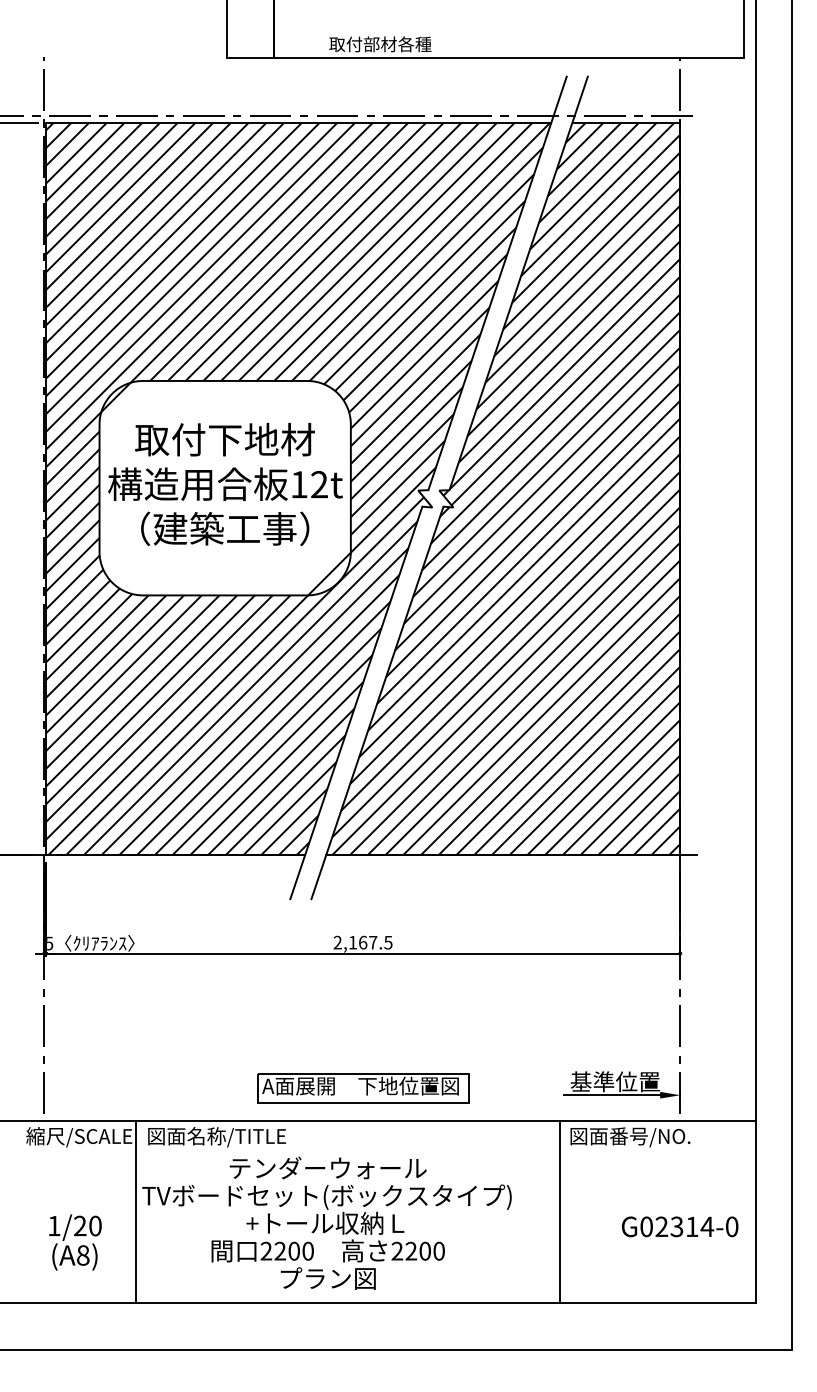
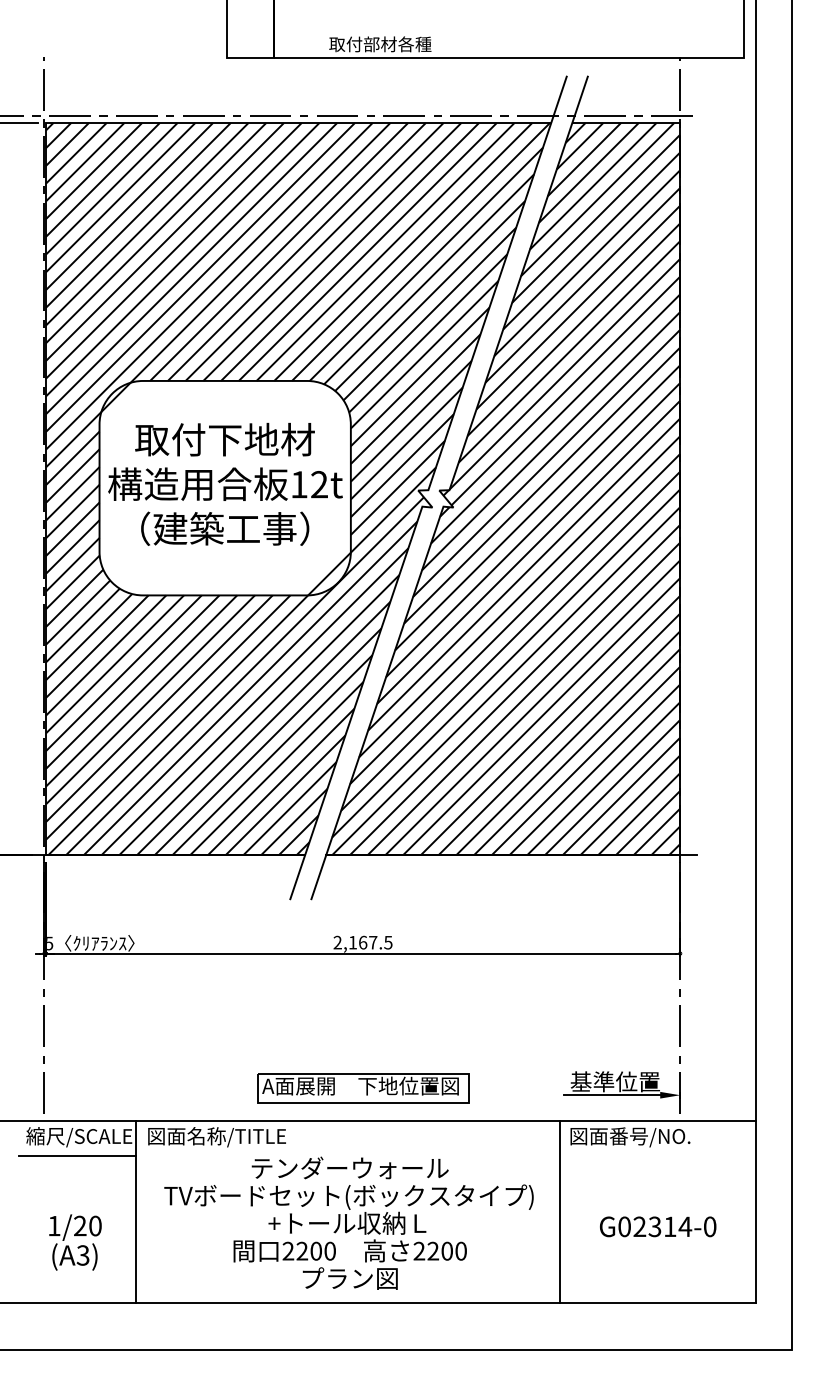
line: none -> present (77, 1155)
text position: (326, 1222) -> (348, 1222) (348, 1222)
text position: (680, 1226) -> (658, 1226) (658, 1226)
text: (A8) -> (A3) (82, 1255)
